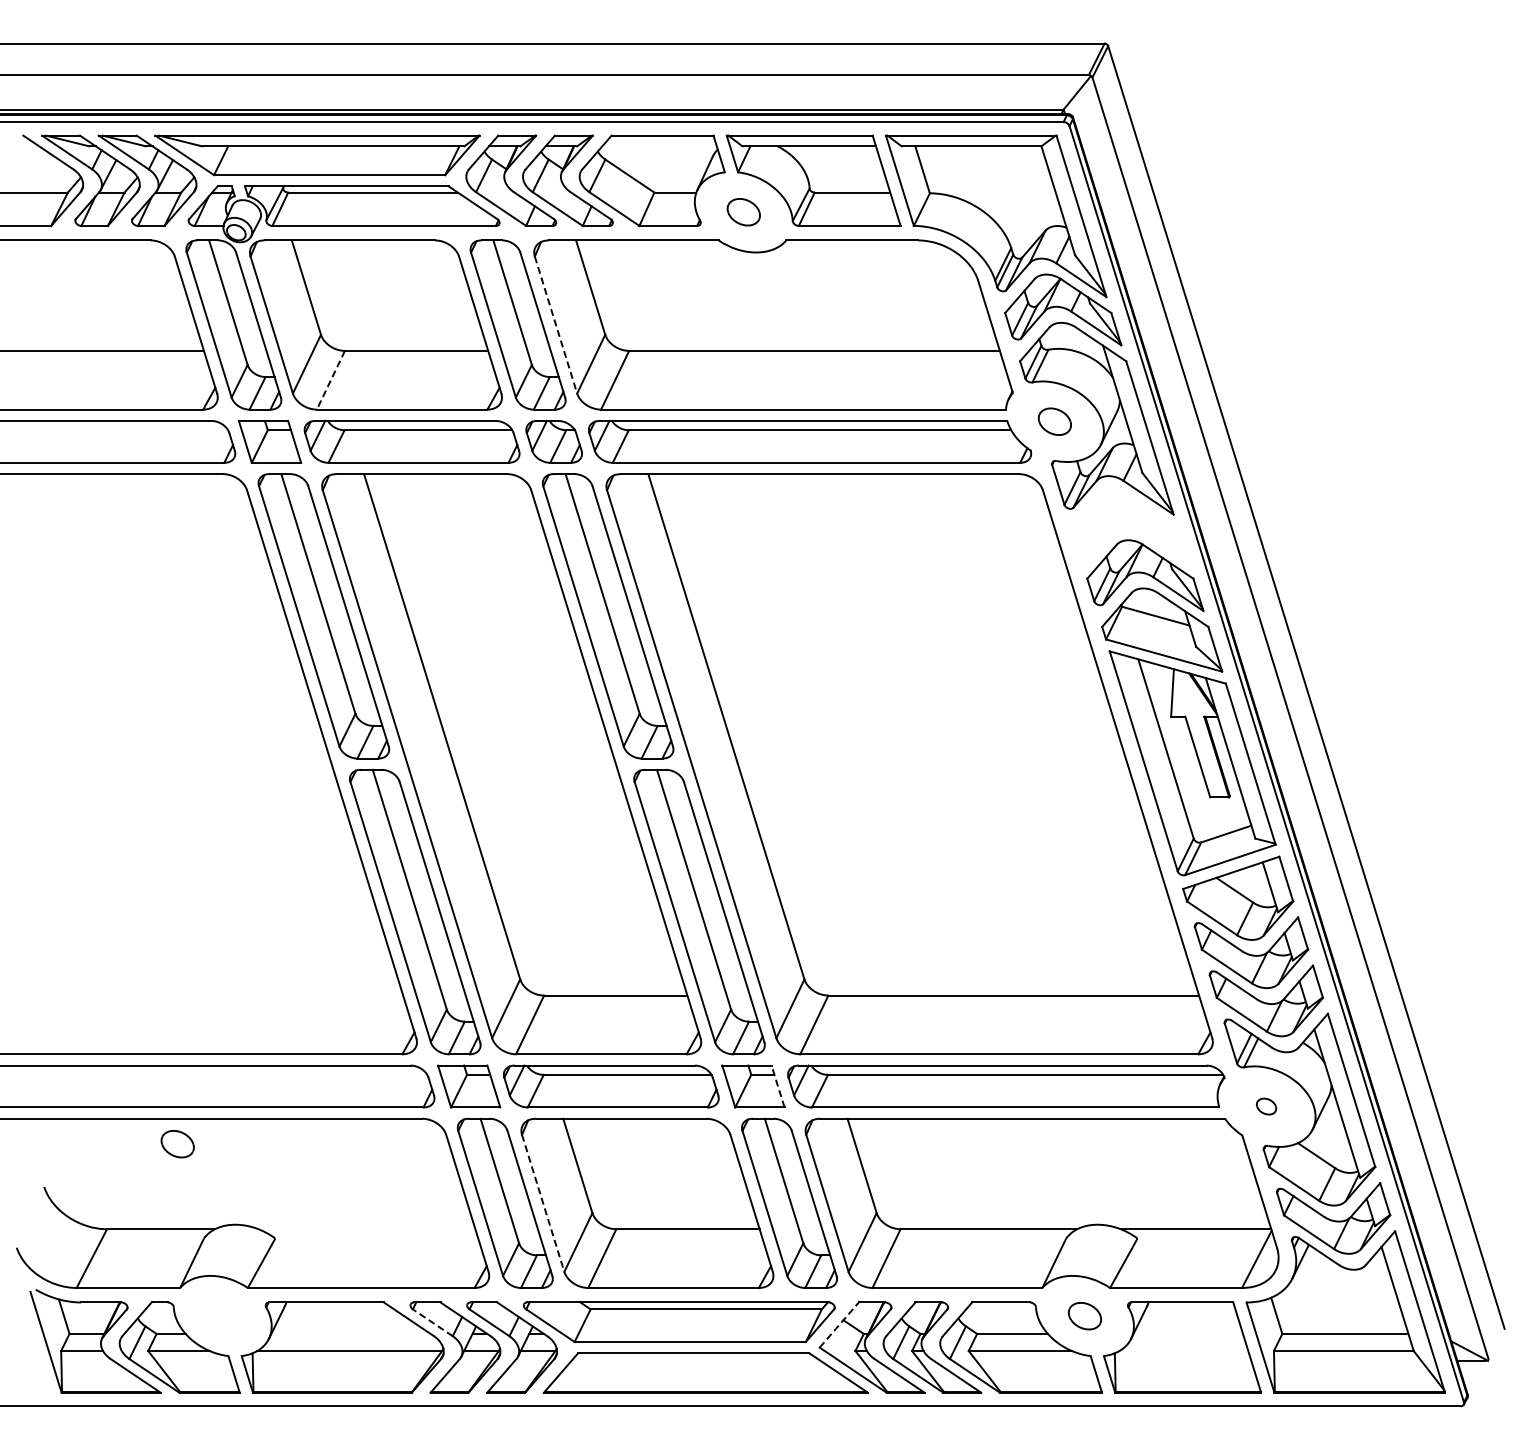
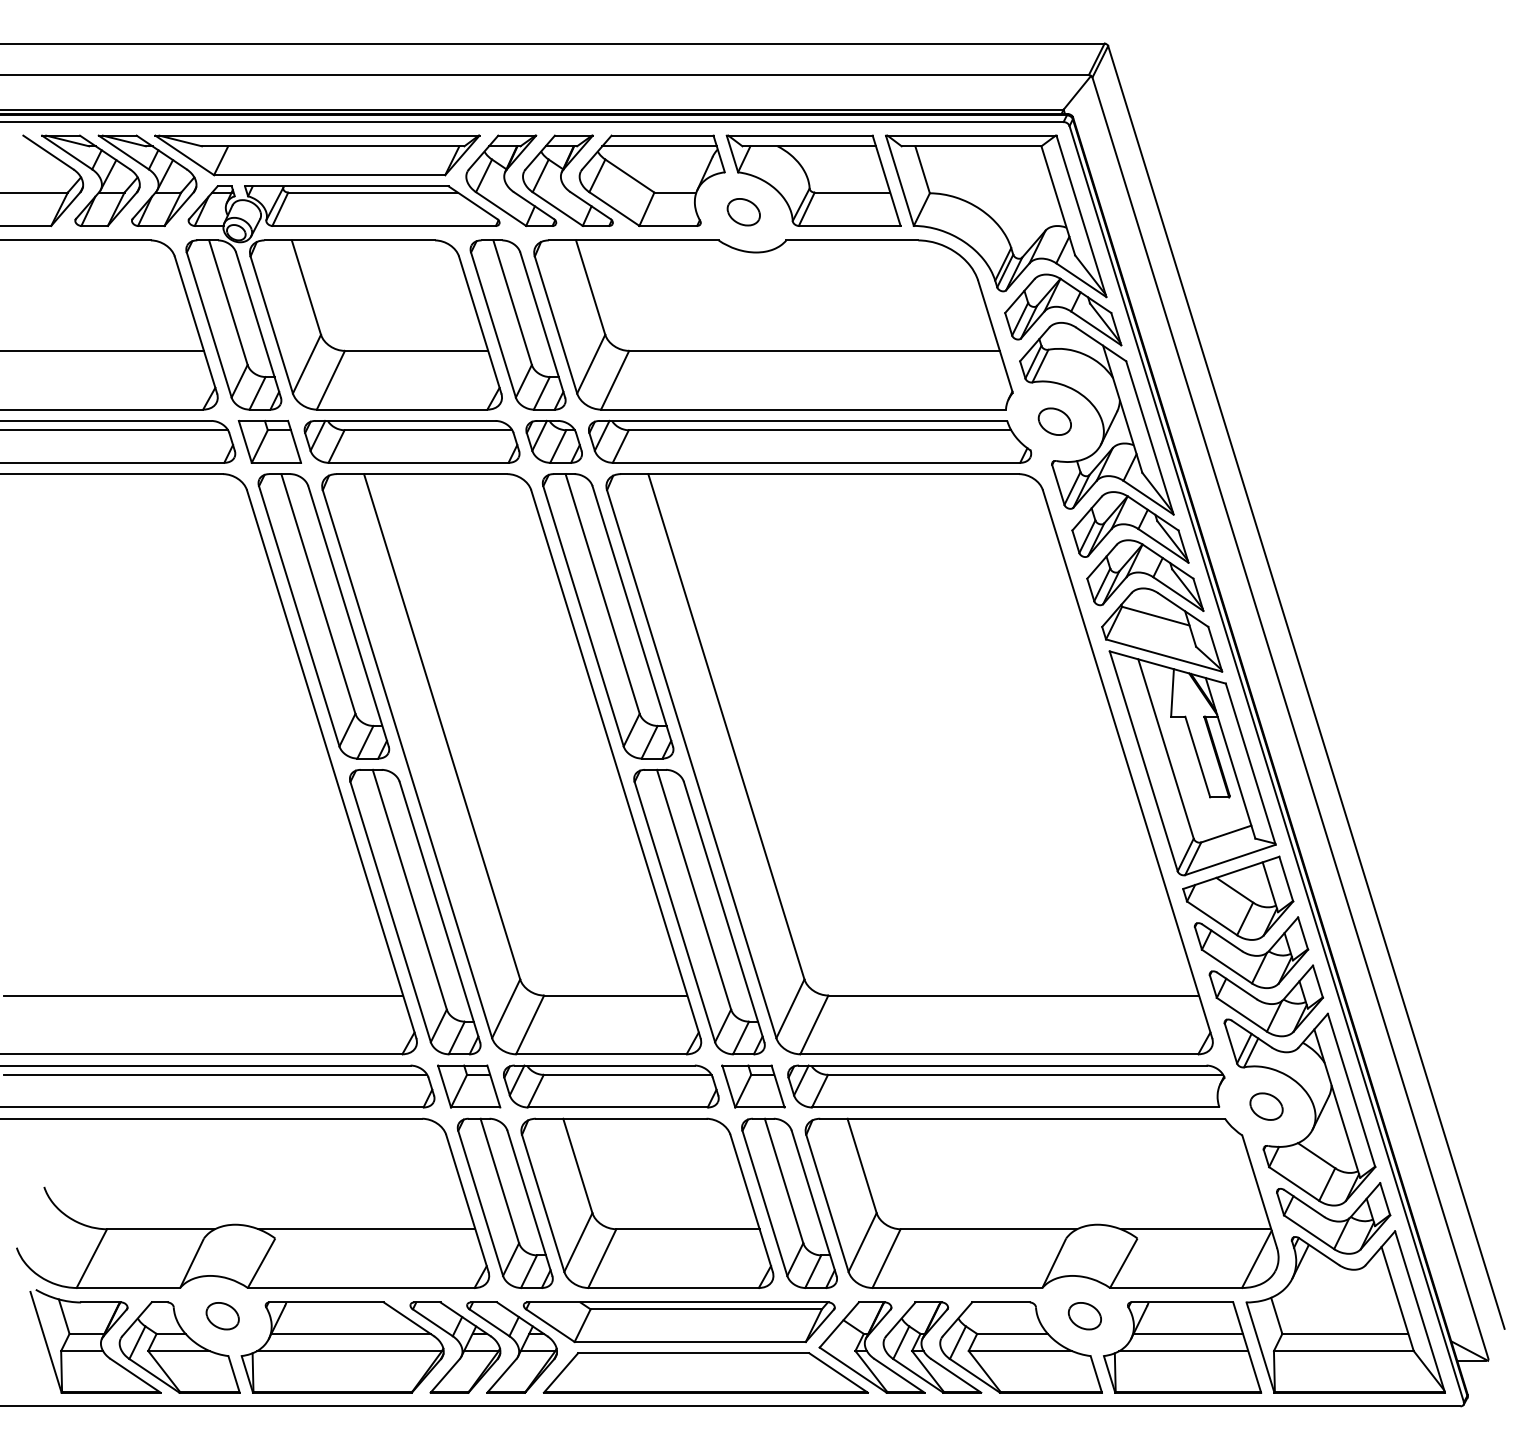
line: none -> present (659, 146)
line: dashed -> solid (556, 325)
line: dashed -> solid (330, 380)
line: none -> present (115, 430)
part: none -> present (1130, 527)
line: none -> present (203, 995)
line: none -> present (215, 1074)
line: dashed -> solid (778, 1086)
part size: 22x19 px -> 35x29 px (1266, 1106)
part position: (177, 1144) -> (222, 1316) (222, 1316)
line: dashed -> solid (543, 1203)
line: none -> present (366, 1229)
line: dashed -> solid (432, 1322)
line: dashed -> solid (839, 1325)
line: none -> present (350, 1333)
line: none -> present (1187, 1333)
line: none -> present (1183, 1351)
